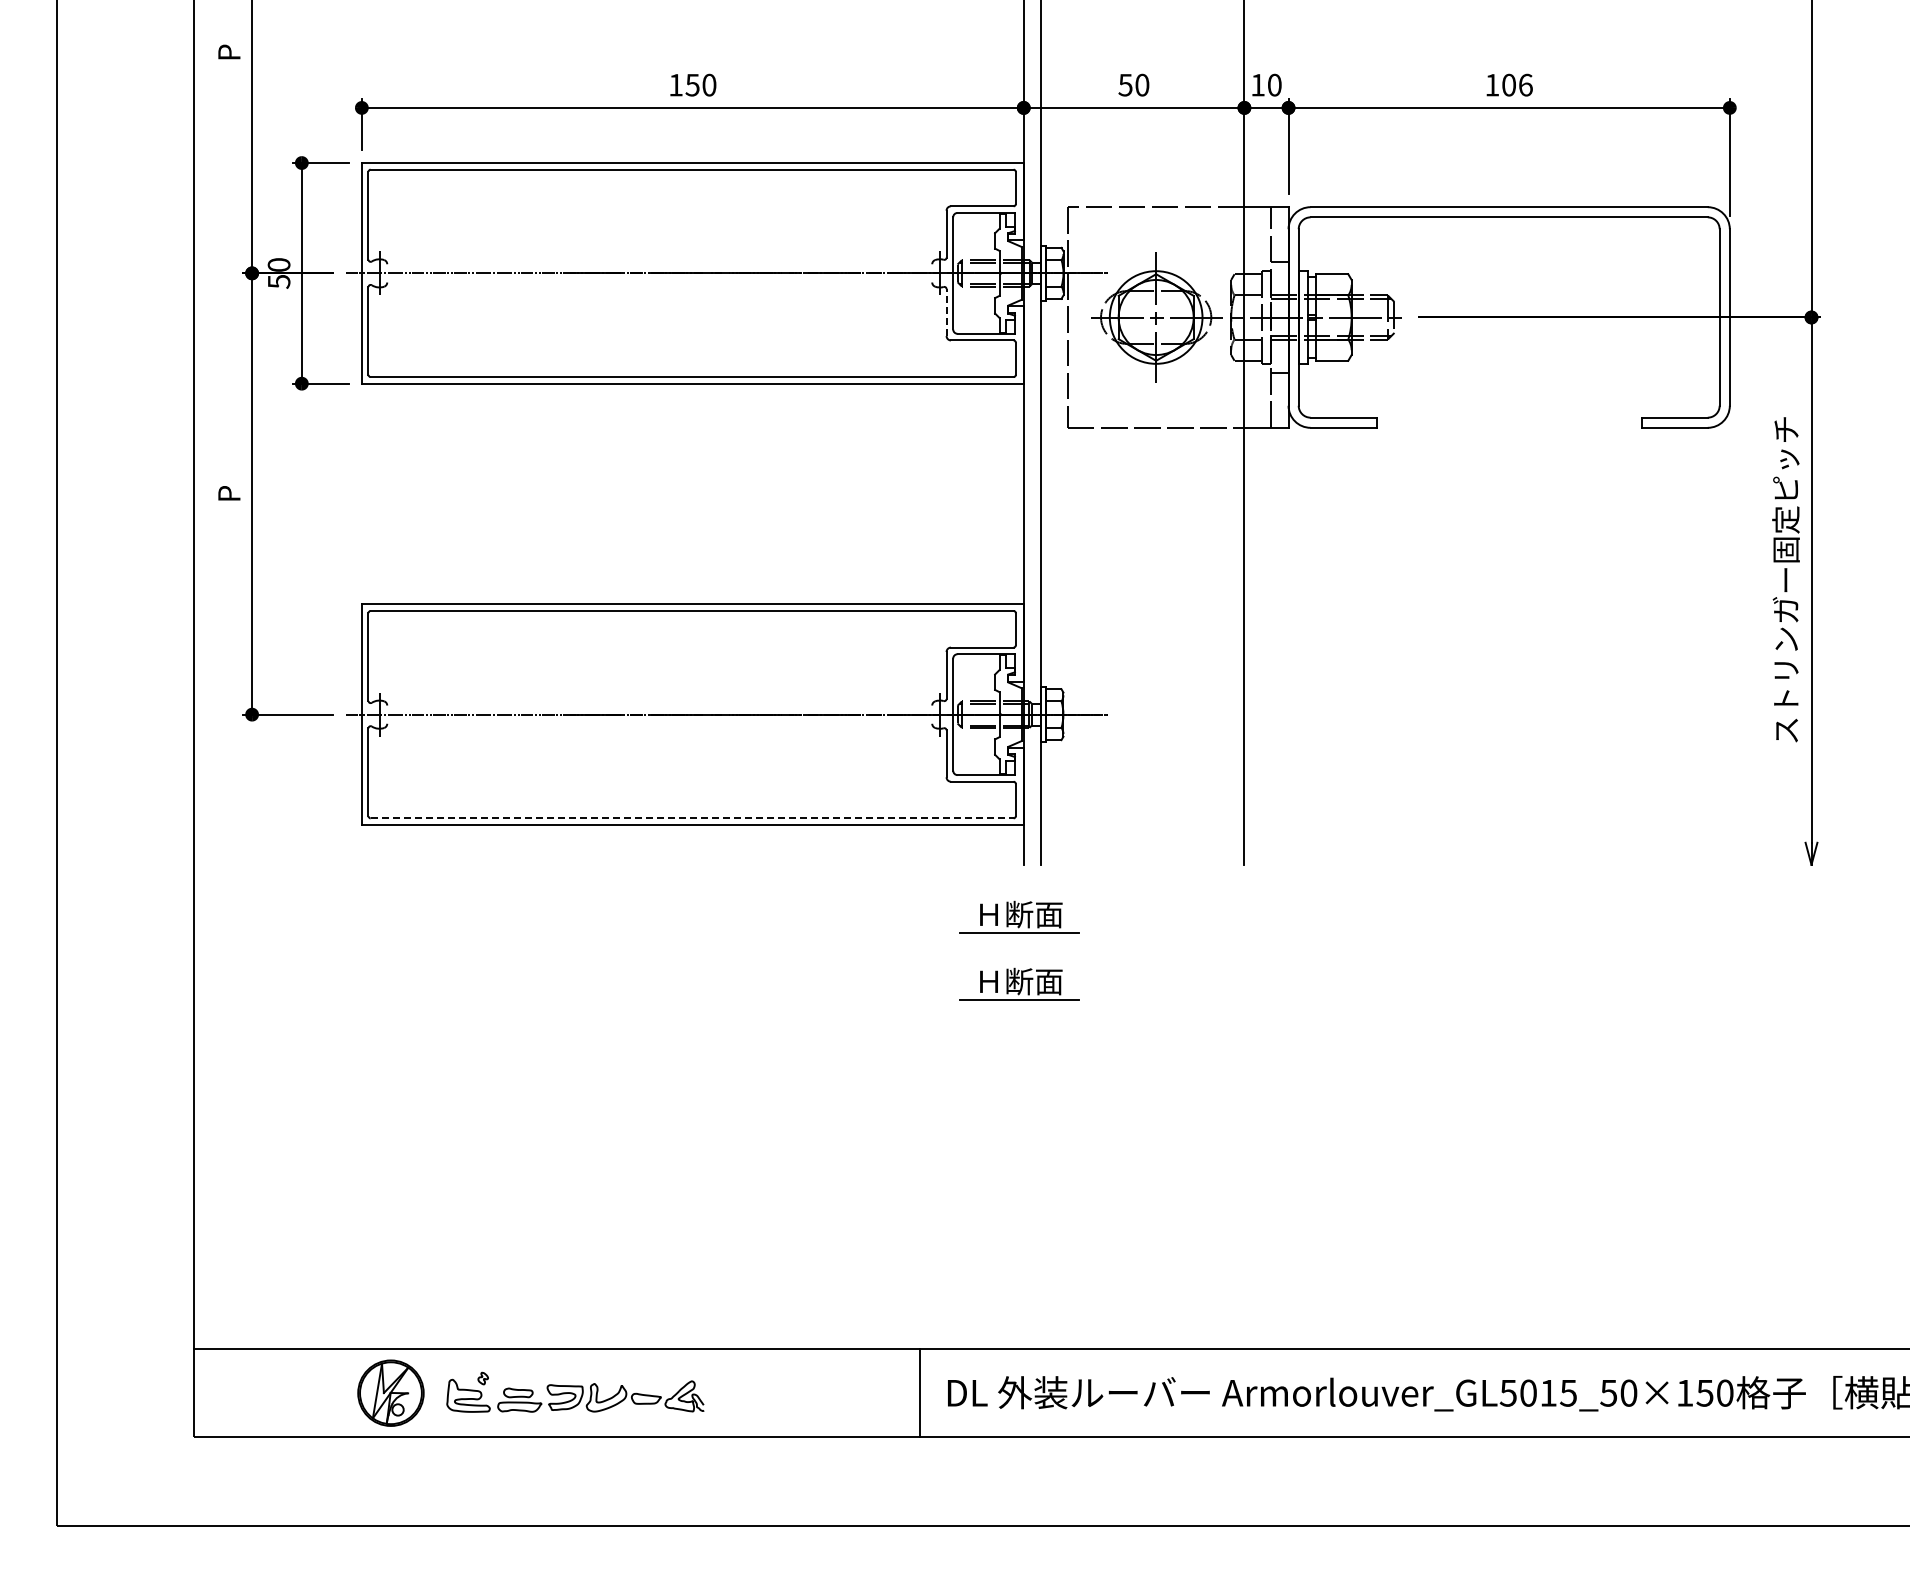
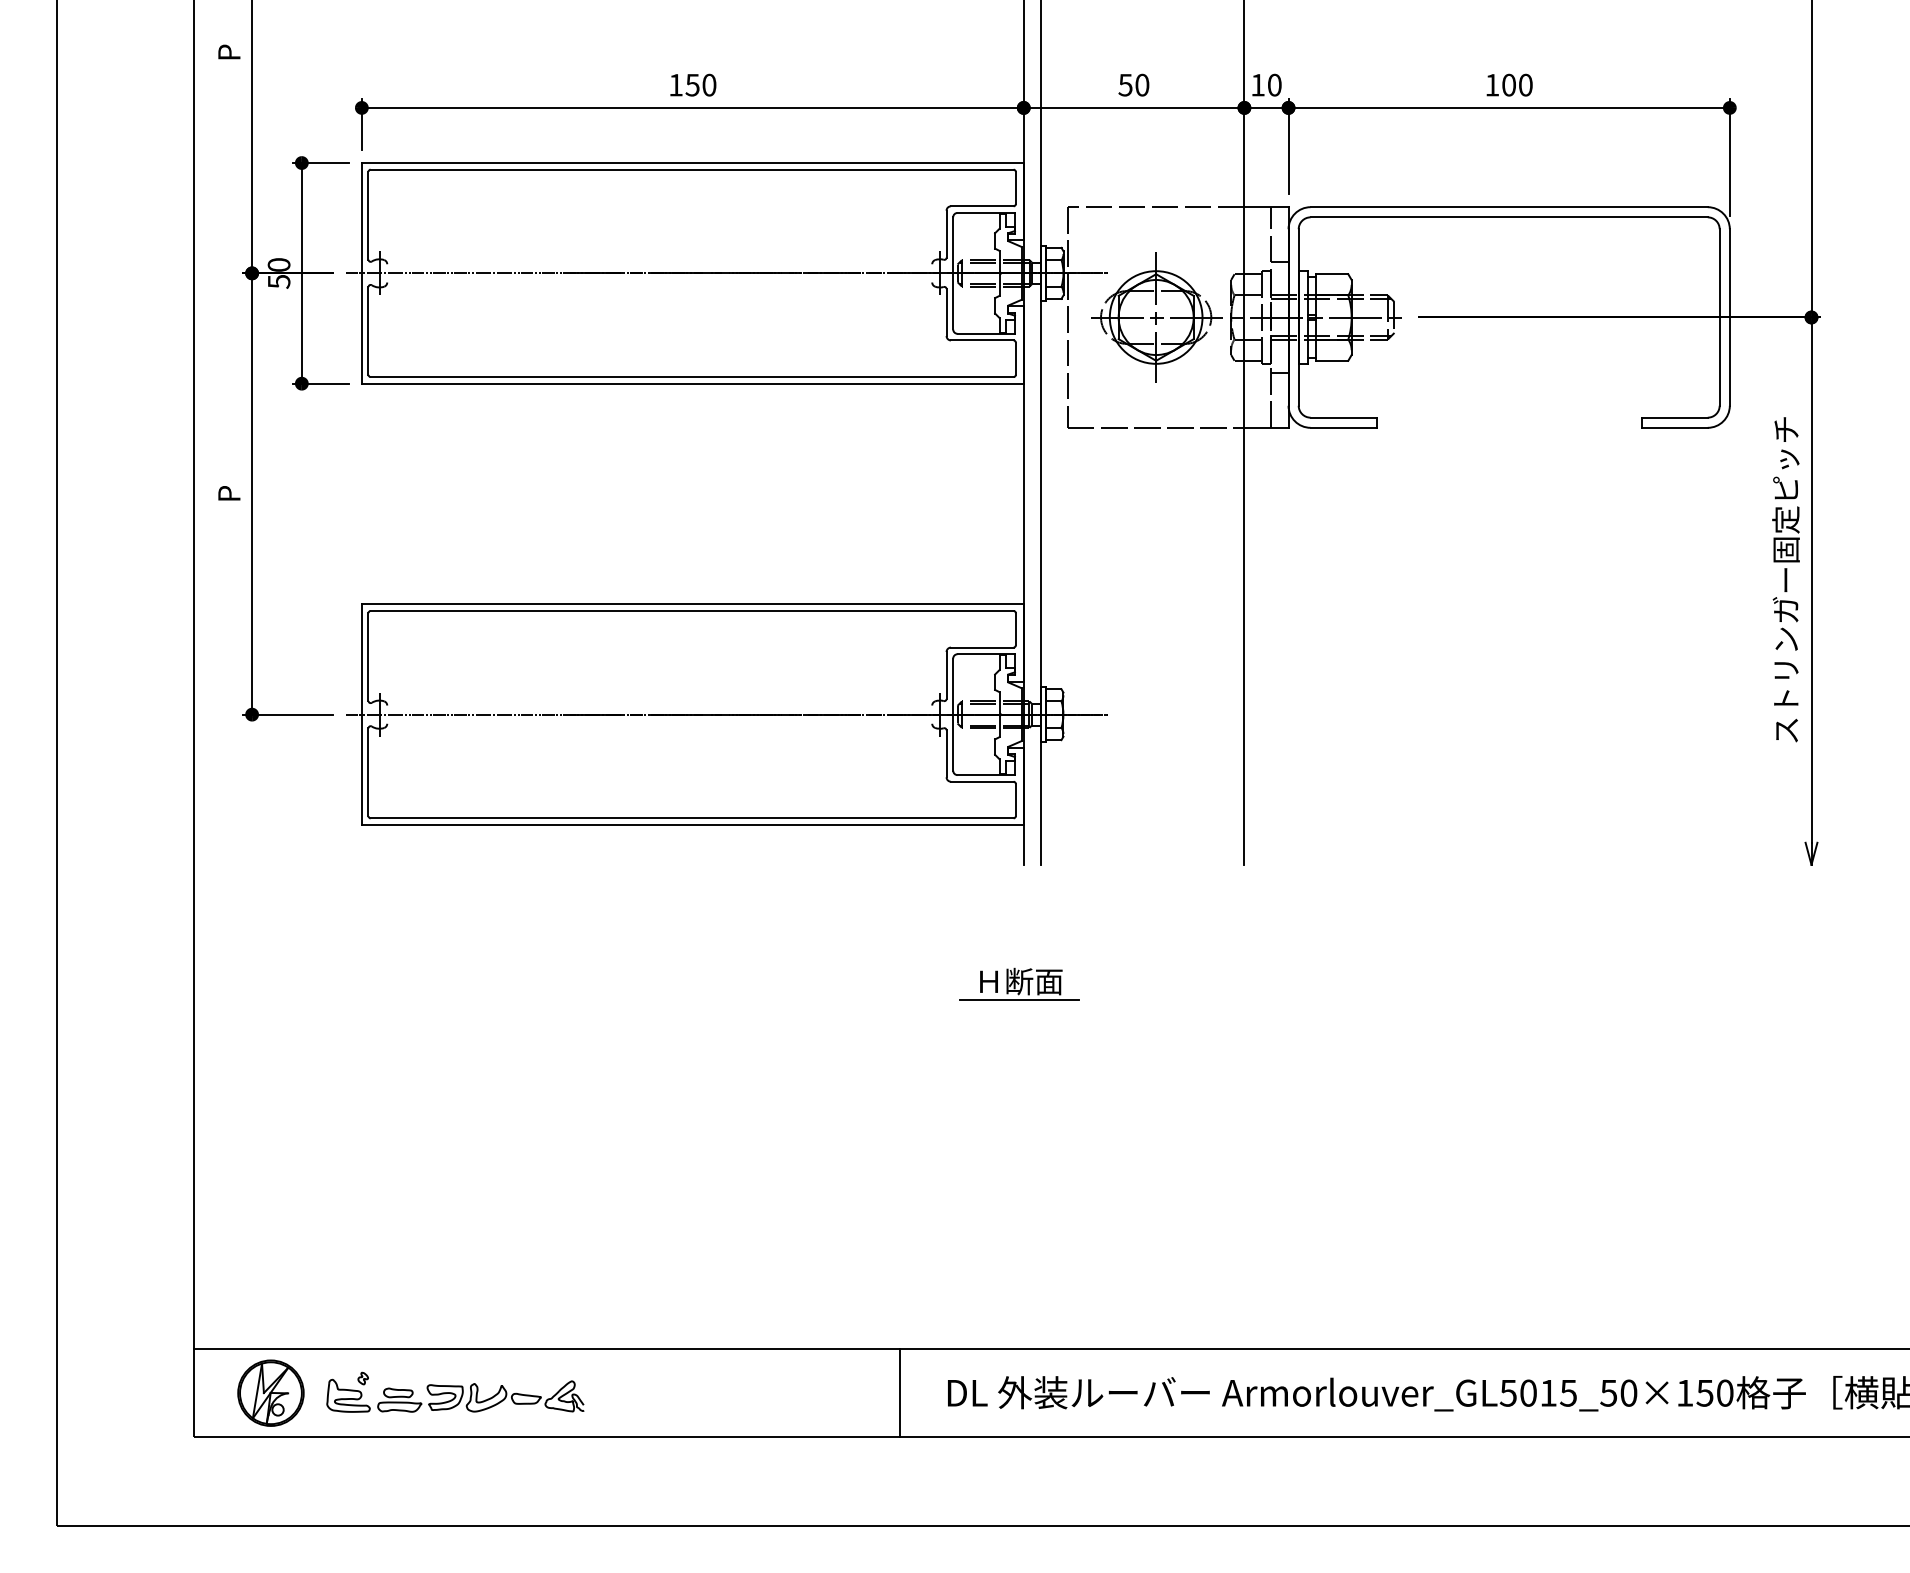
text: 106 -> 100 (1525, 84)
line: dashed -> solid (946, 312)
line: dashed -> solid (692, 818)
part: present -> none (1019, 916)
part position: (530, 1392) -> (410, 1392) (410, 1392)
line position: (920, 1393) -> (900, 1393) (900, 1393)
